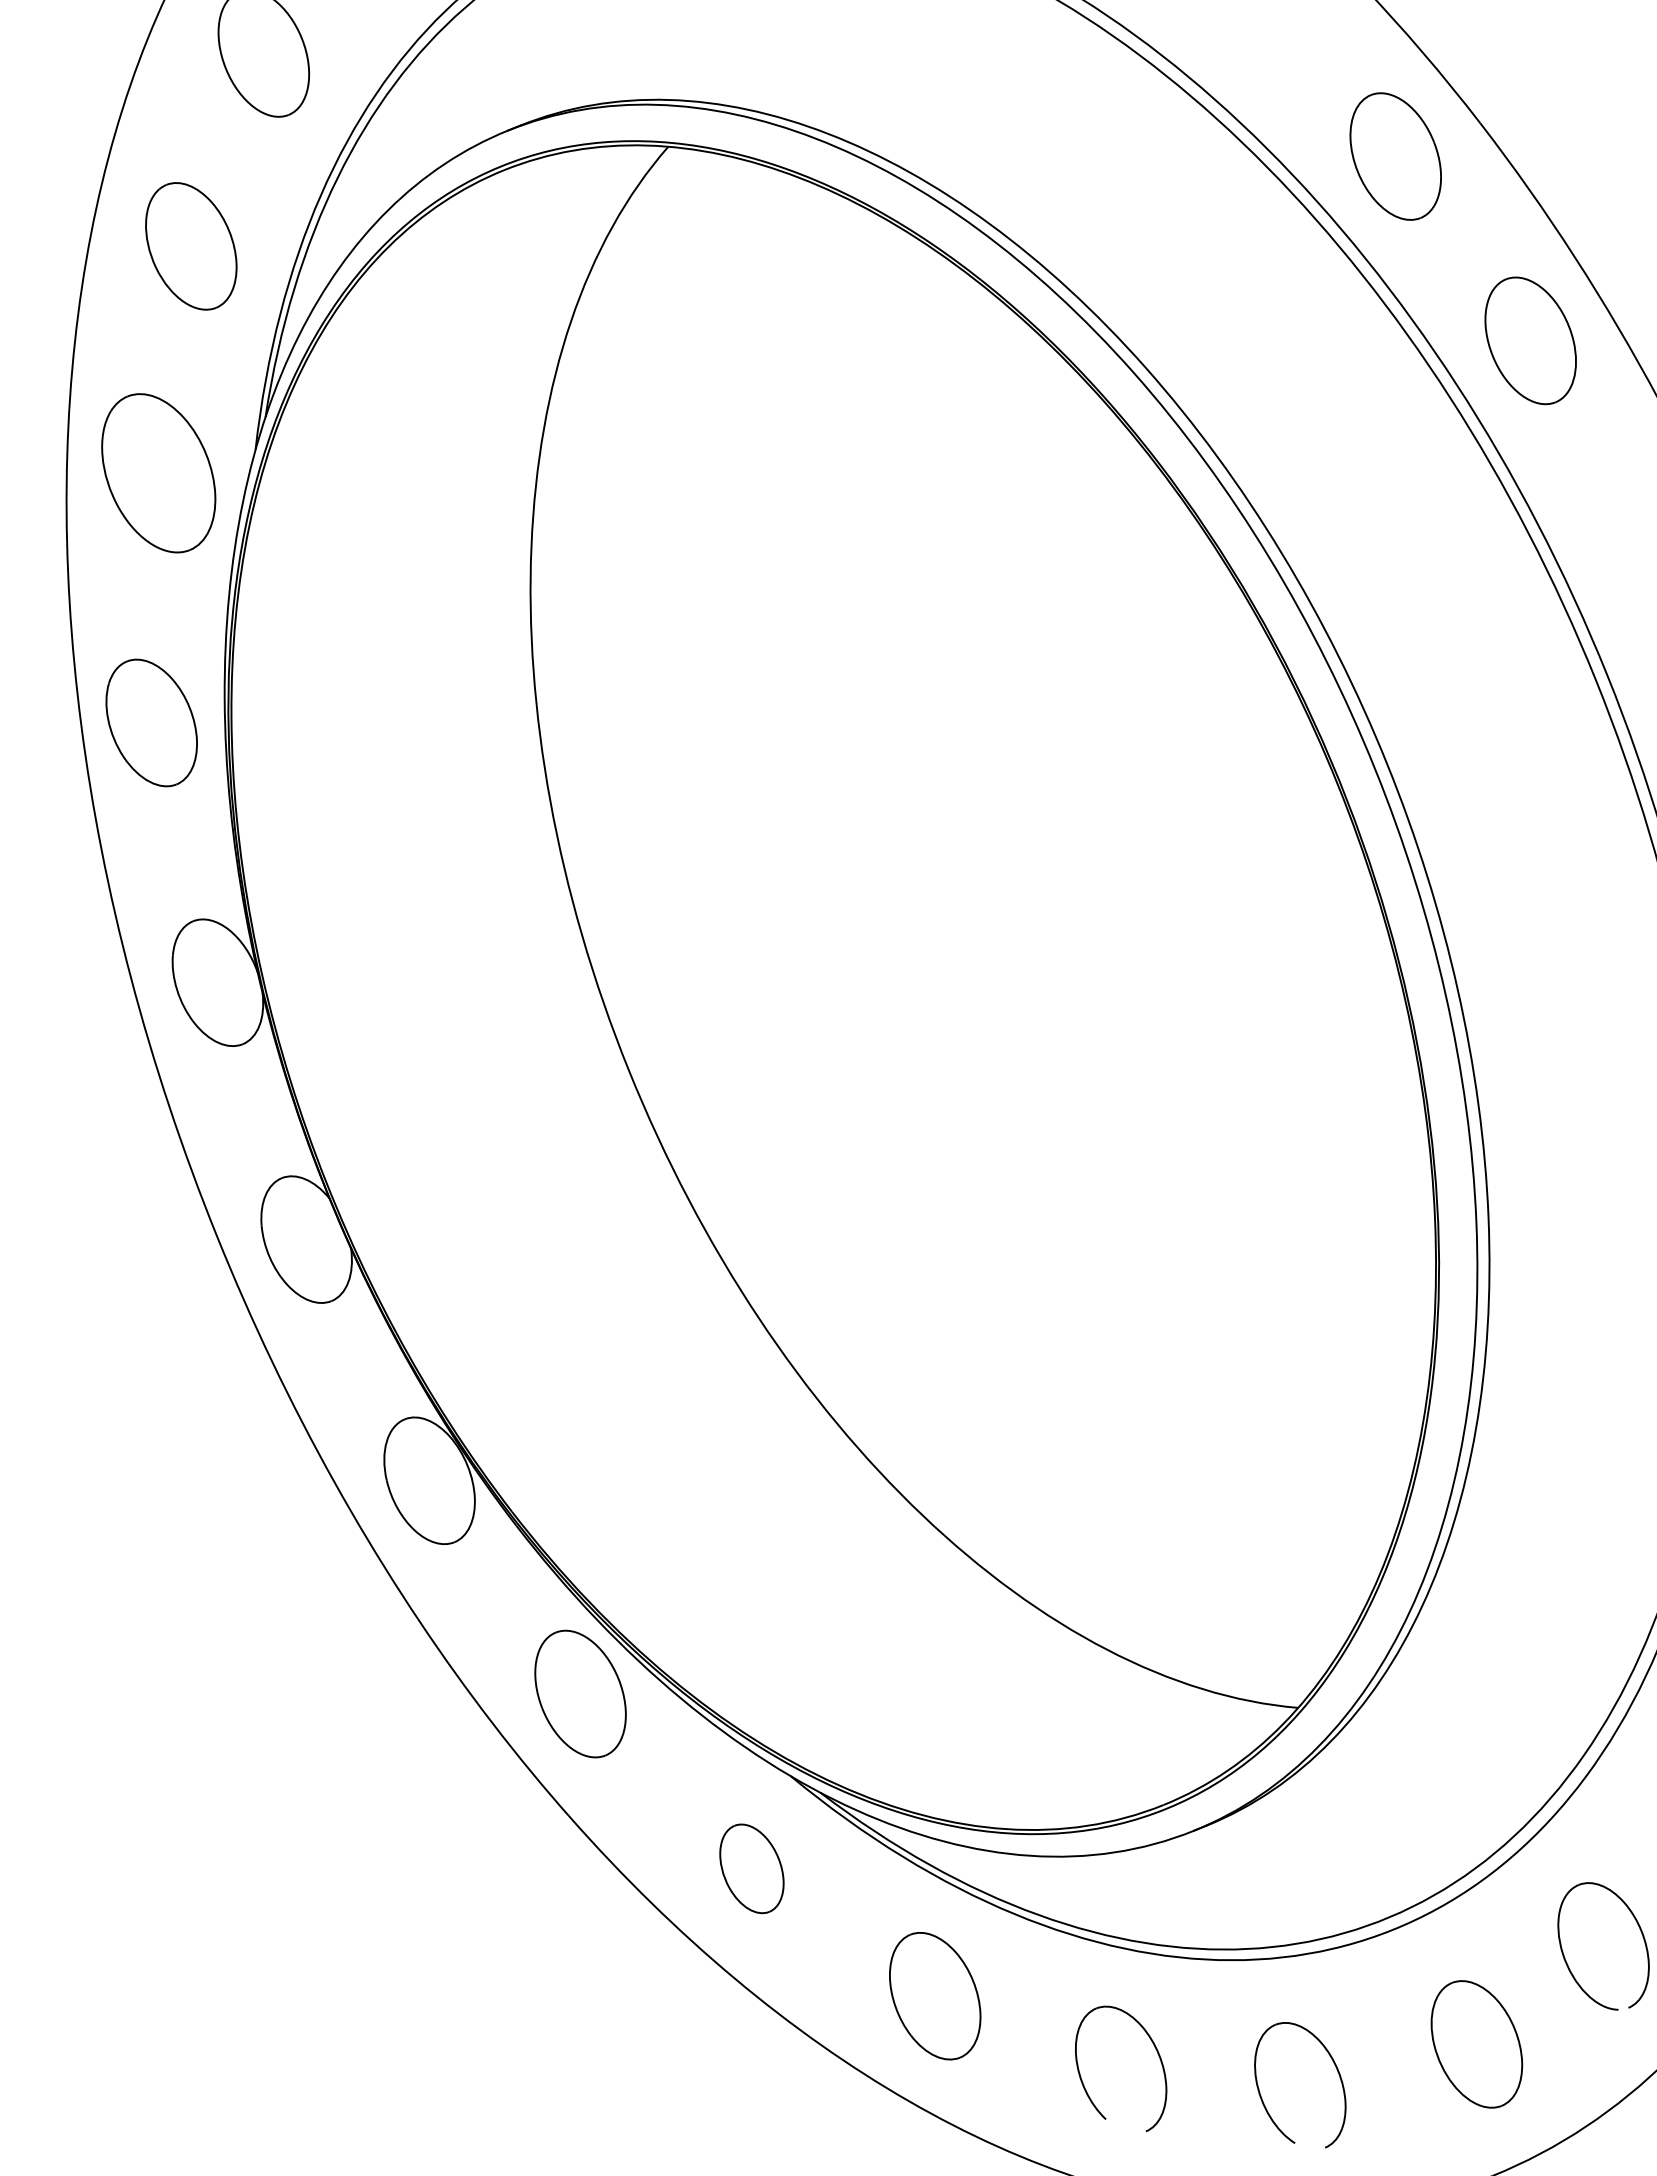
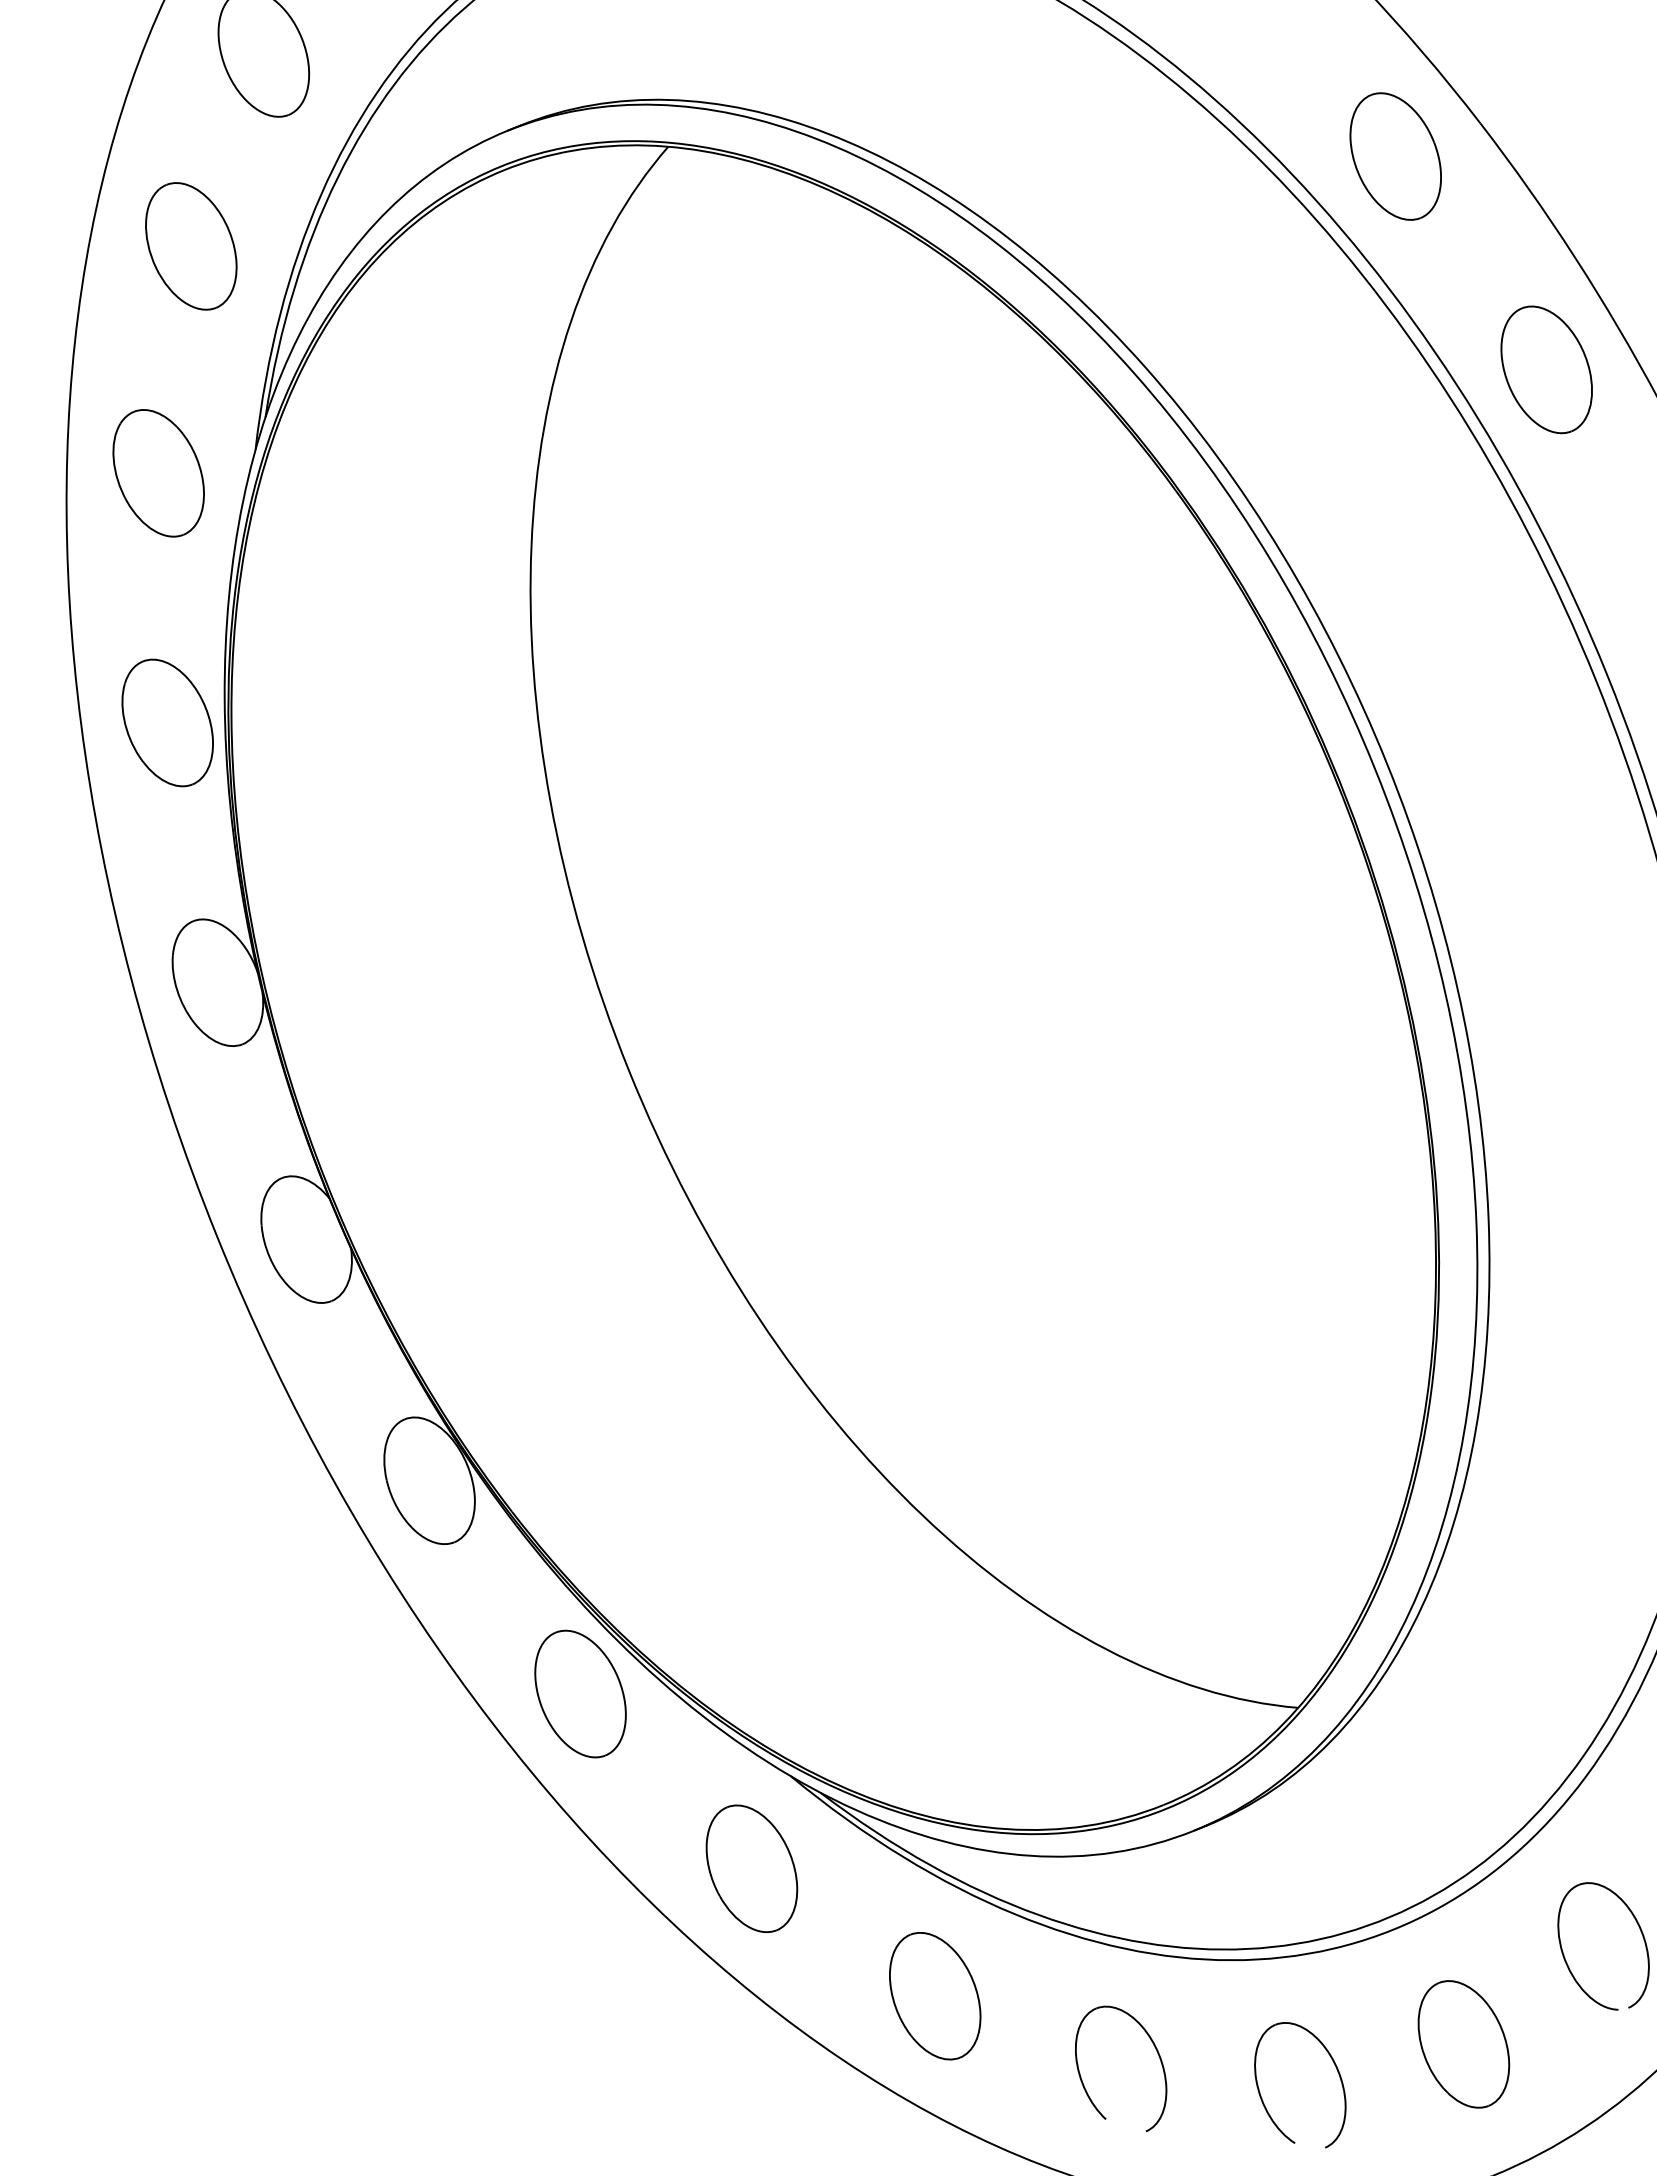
part position: (1530, 340) -> (1546, 369) (1546, 369)
part size: 116x161 px -> 93x129 px (158, 473)
part position: (151, 722) -> (167, 722) (167, 722)
part size: 66x92 px -> 94x130 px (751, 1868)
part position: (1476, 2044) -> (1463, 2044) (1463, 2044)
